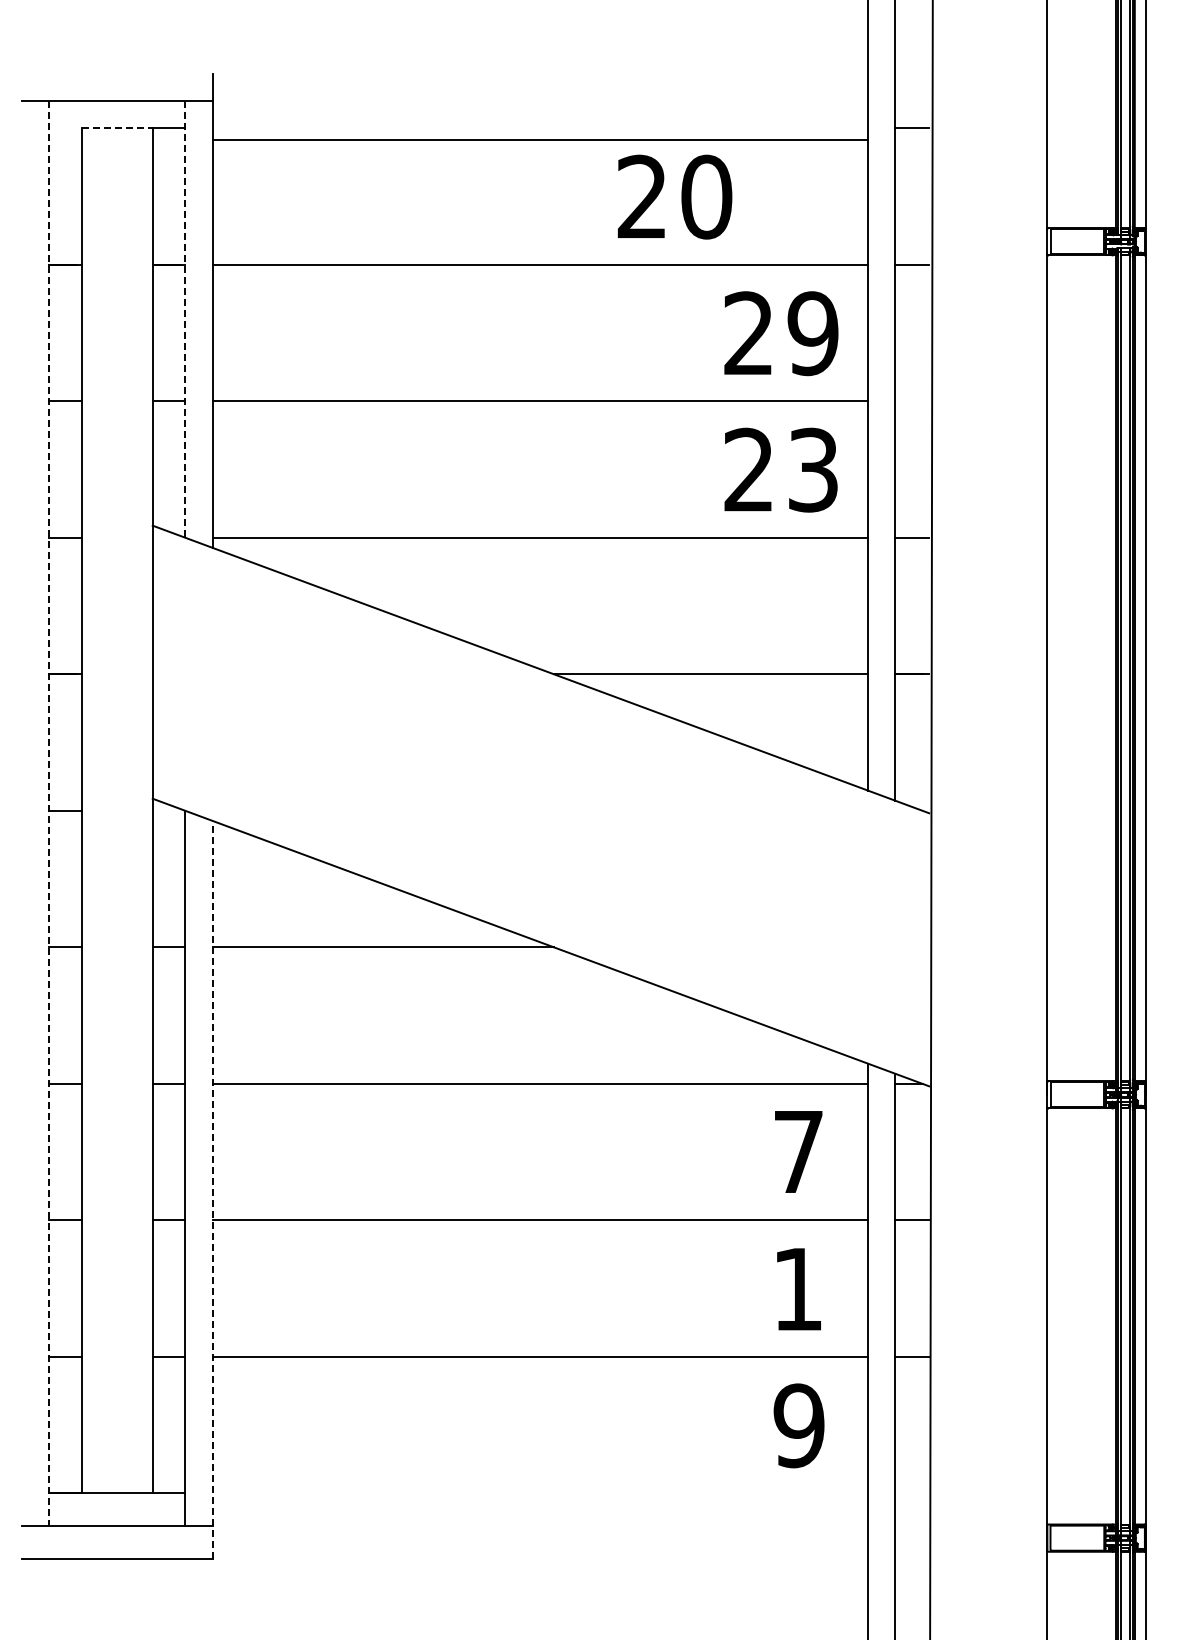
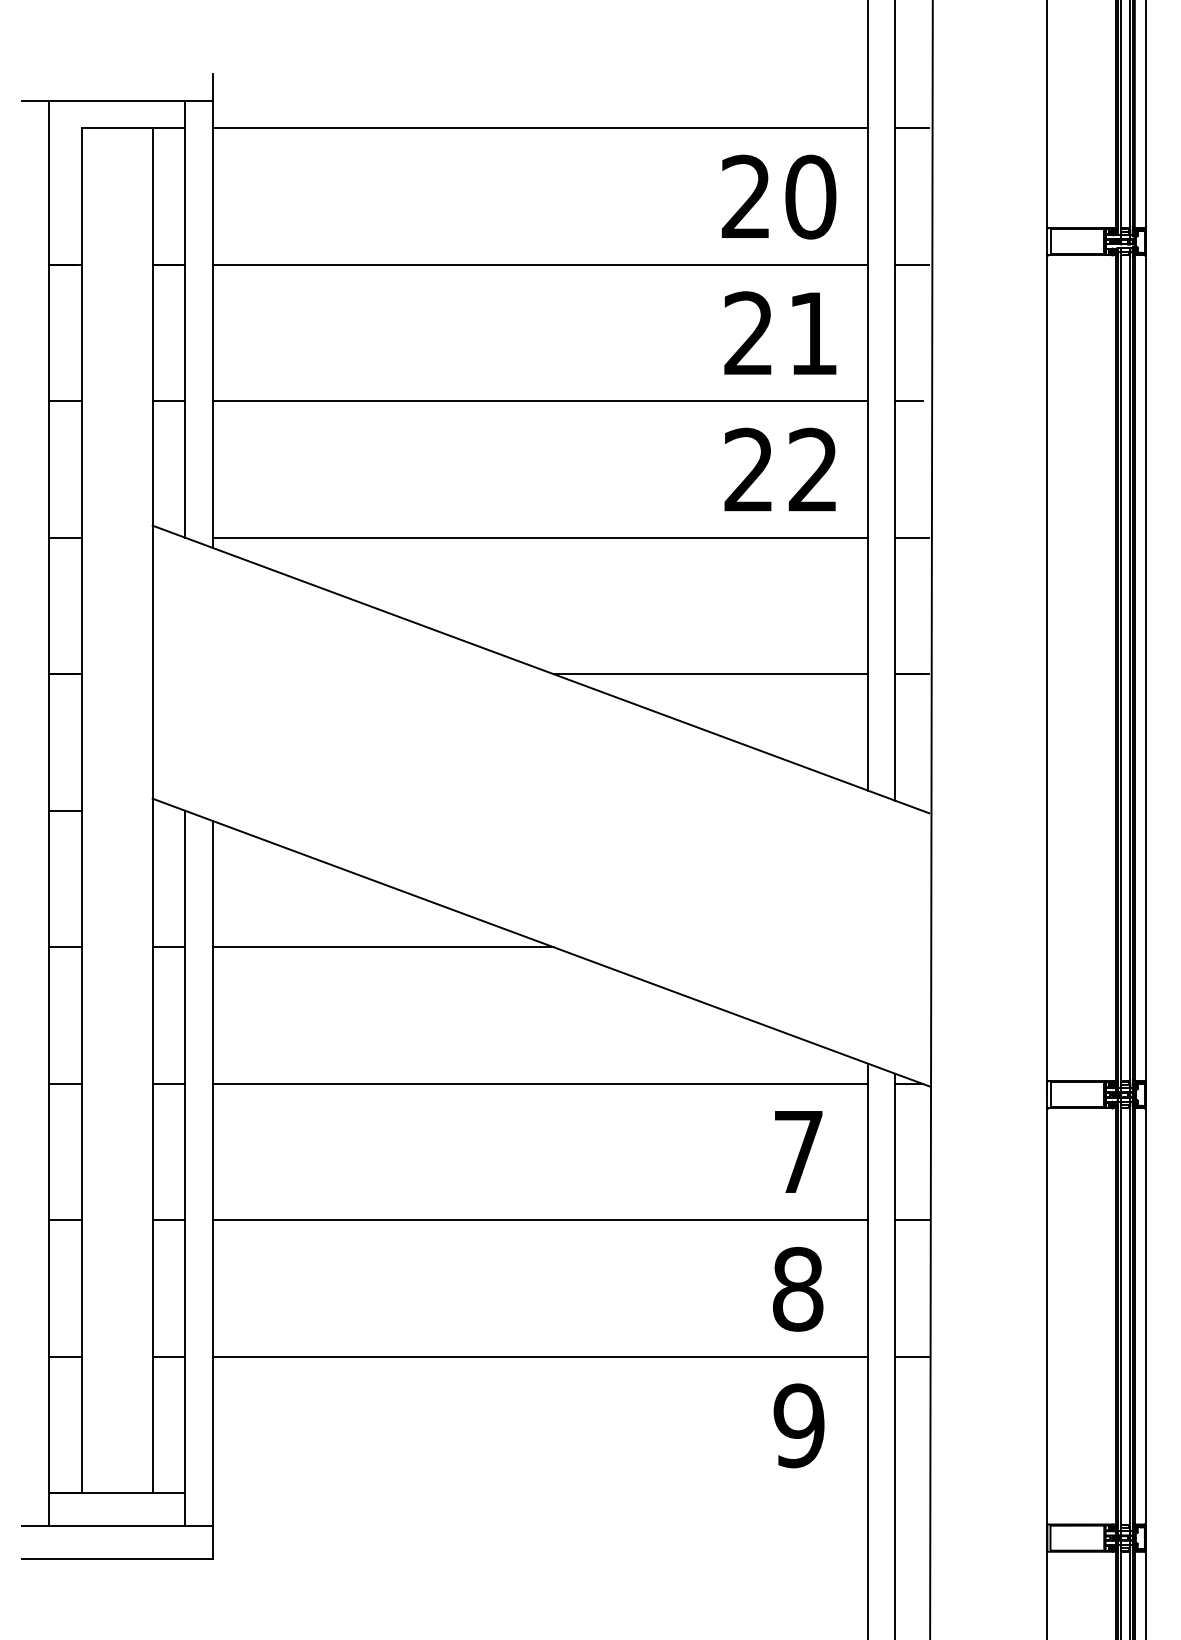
line: dashed -> solid (117, 128)
line position: (540, 140) -> (540, 128) (540, 128)
text position: (674, 196) -> (778, 196) (778, 196)
line: dashed -> solid (185, 319)
text: 29 -> 21 (812, 333)
line: none -> present (908, 401)
text: 23 -> 22 (812, 469)
line: dashed -> solid (48, 813)
line: dashed -> solid (212, 1189)
text: 1 -> 8 (798, 1289)
